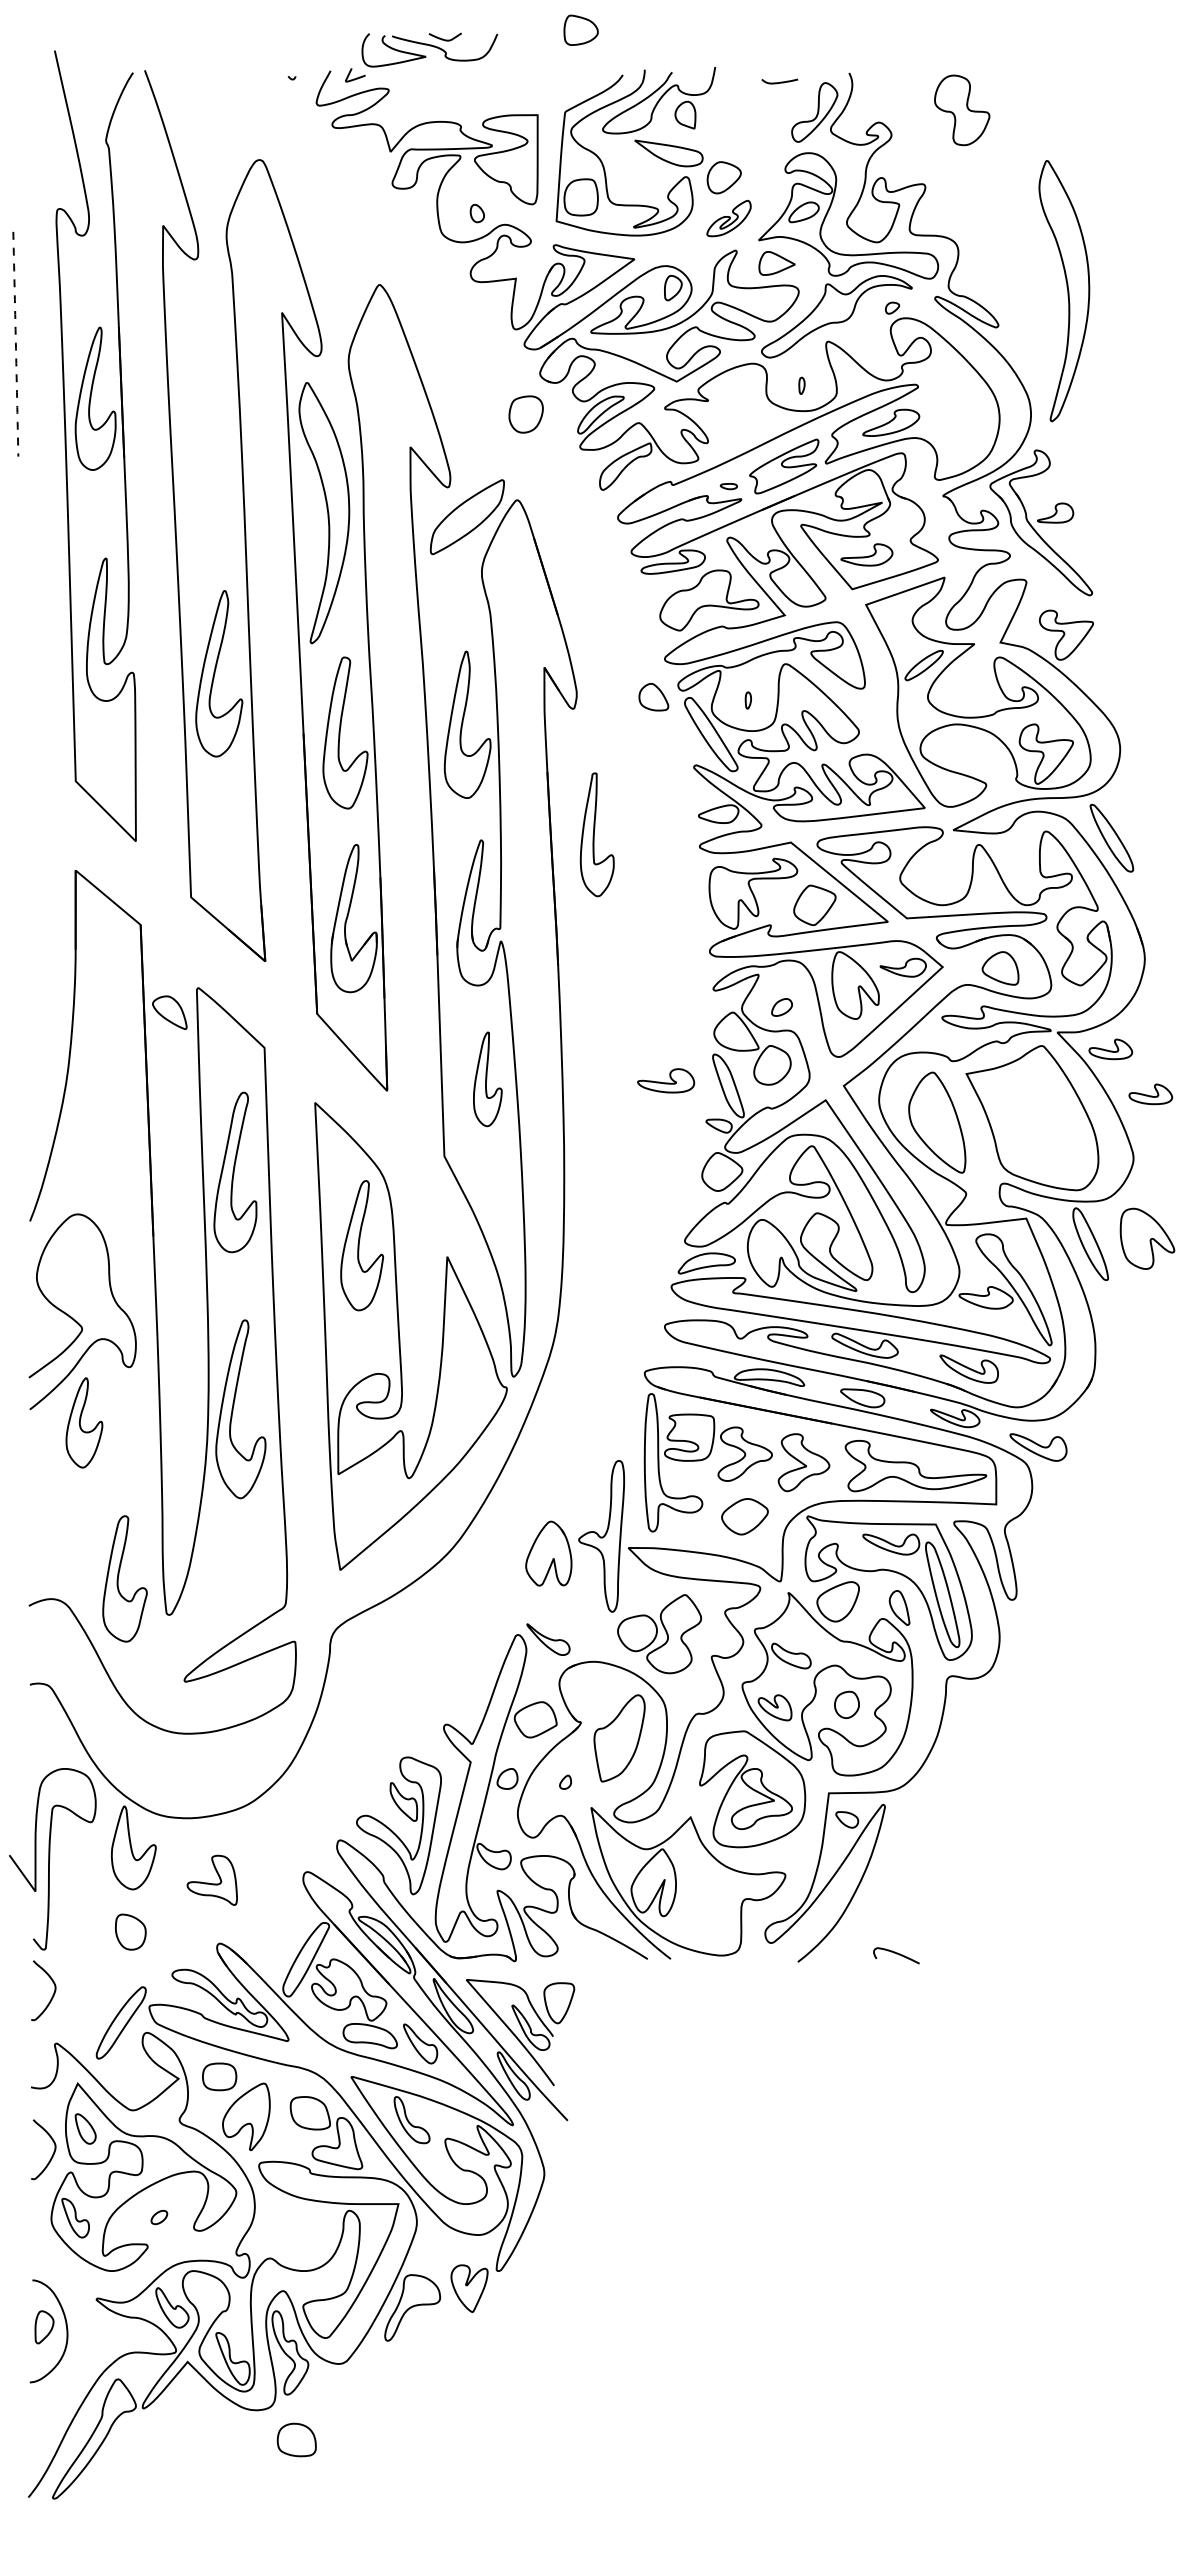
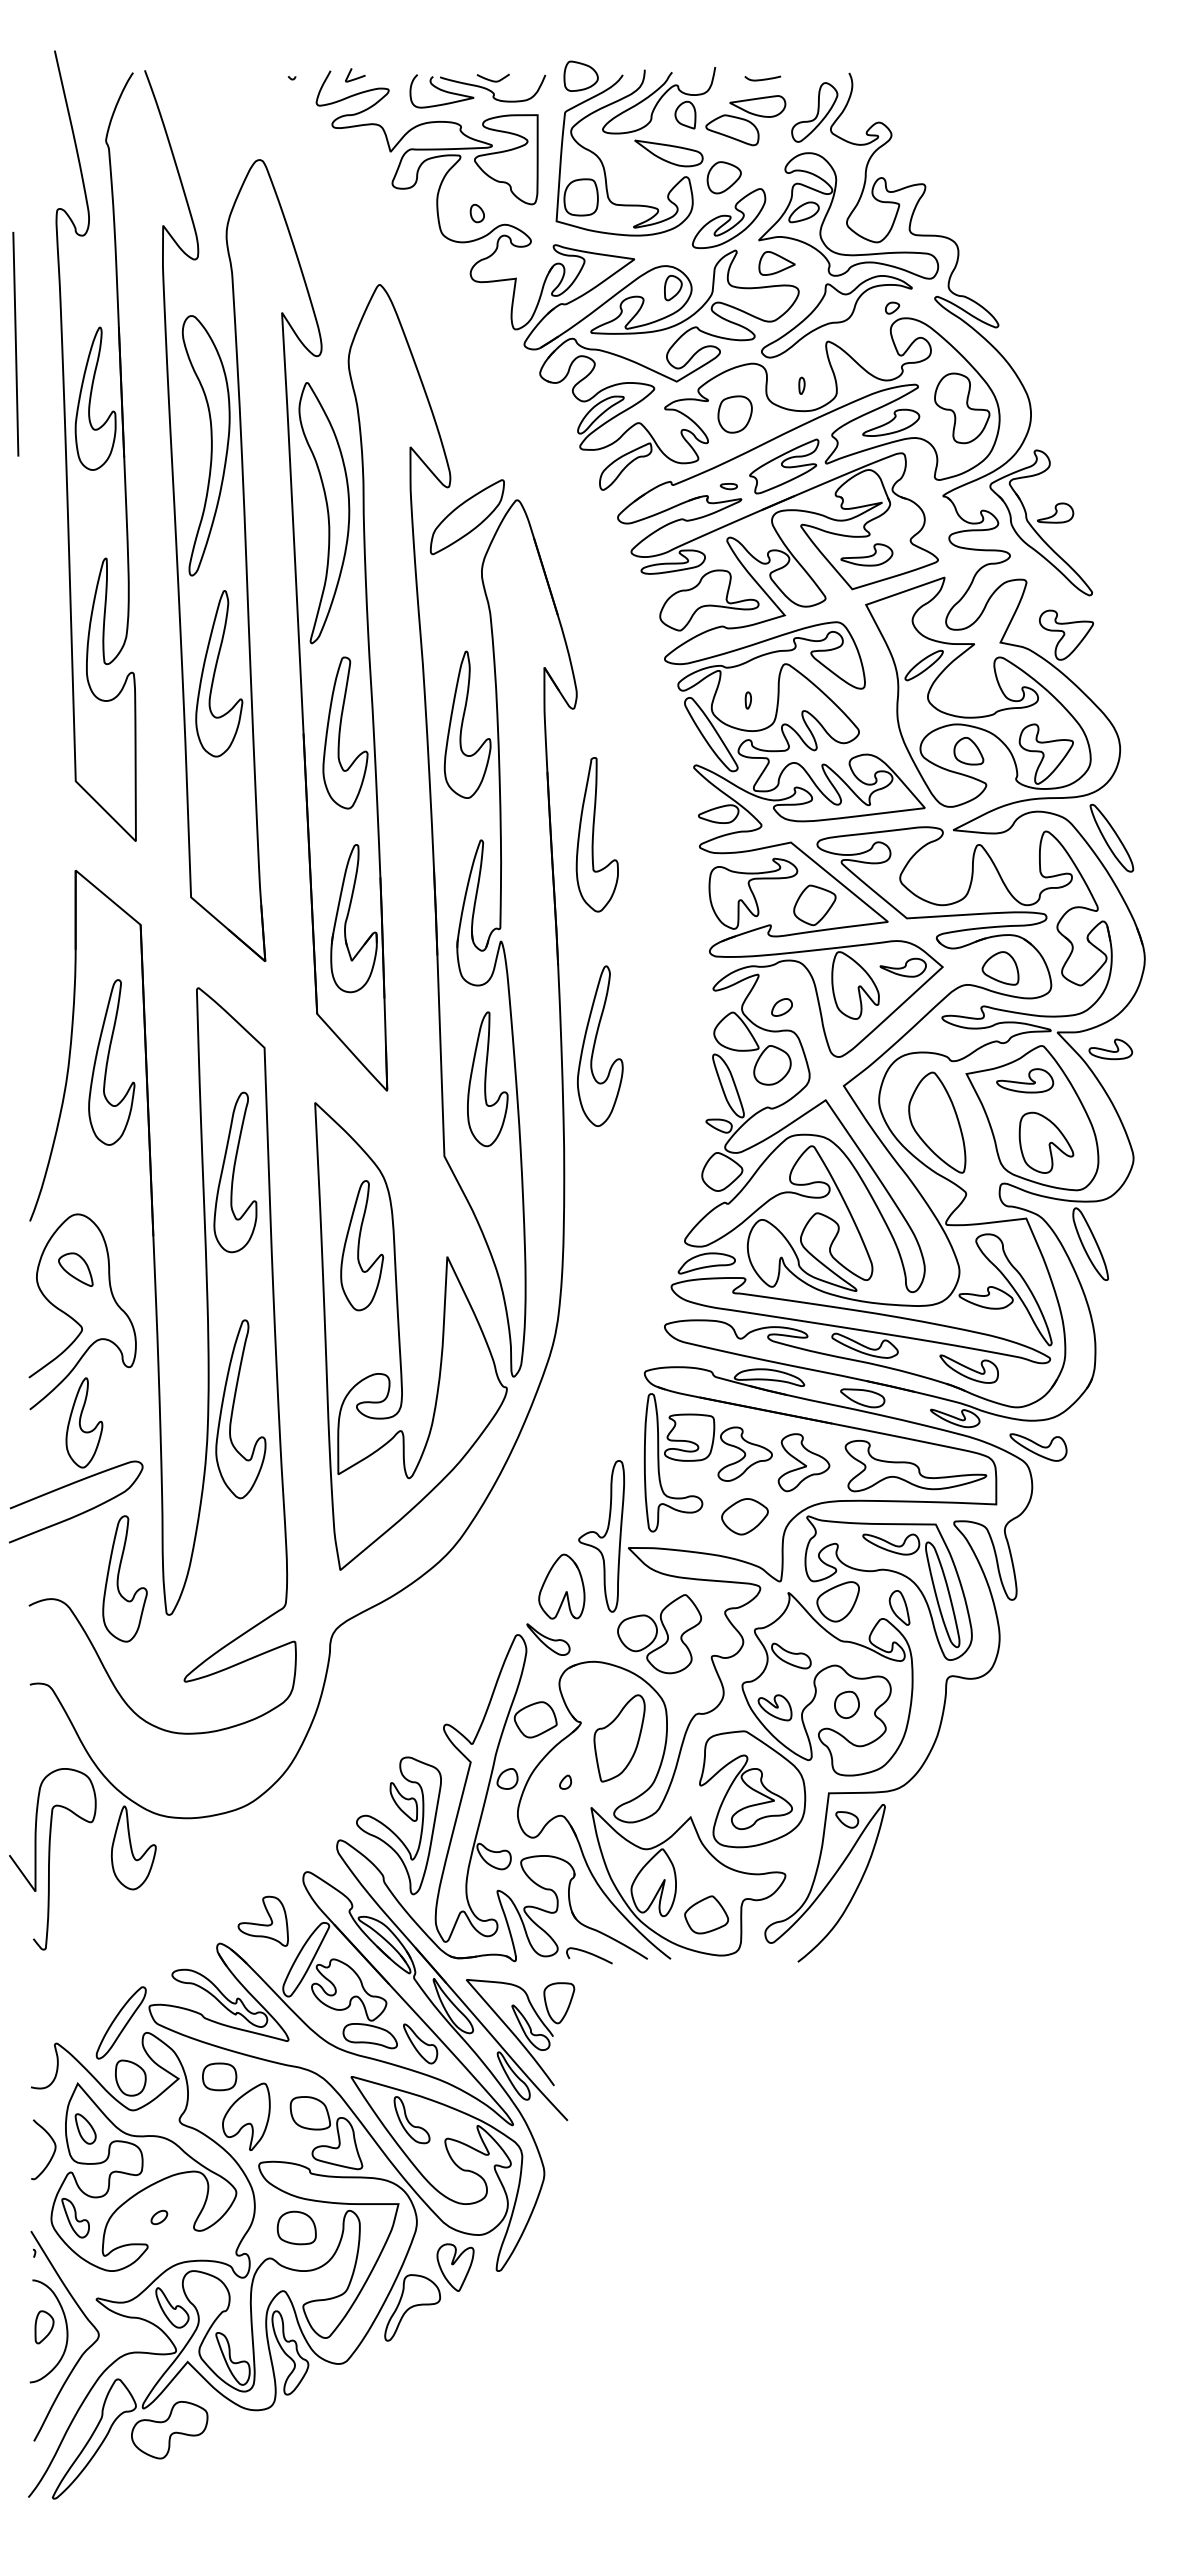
part position: (580, 29) -> (580, 75) (580, 75)
part position: (429, 49) -> (477, 90) (477, 90)
curve position: (780, 81) -> (763, 78) (763, 78)
part position: (962, 110) -> (962, 408) (962, 408)
part: none -> present (745, 120)
part size: 46x38 px -> 76x61 px (728, 218)
part: present -> none (1064, 291)
line: dashed -> solid (15, 342)
part position: (525, 414) -> (734, 414) (734, 414)
part: none -> present (205, 445)
part position: (653, 697) -> (968, 751) (968, 751)
part size: 36x126 px -> 44x156 px (596, 834)
part position: (169, 1012) -> (75, 1269) (75, 1269)
part: none -> present (600, 1045)
part: none -> present (111, 1062)
part size: 30x97 px -> 42x137 px (487, 1079)
part position: (666, 1080) -> (1025, 1080) (1025, 1080)
part: present -> none (1150, 1094)
part position: (1147, 1238) -> (1046, 1142) (1046, 1142)
curve: none -> present (81, 1512)
part position: (548, 1553) -> (561, 1586) (561, 1586)
part position: (211, 1879) -> (262, 1920) (262, 1920)
part: none -> present (706, 1914)
part position: (130, 1931) -> (130, 2077) (130, 2077)
curve position: (896, 1954) -> (589, 1954) (589, 1954)
curve: present -> none (53, 1992)
part position: (469, 2288) -> (455, 2267) (455, 2267)
part: none -> present (85, 2349)
part: none -> present (169, 2430)
part position: (296, 2439) -> (296, 2227) (296, 2227)
